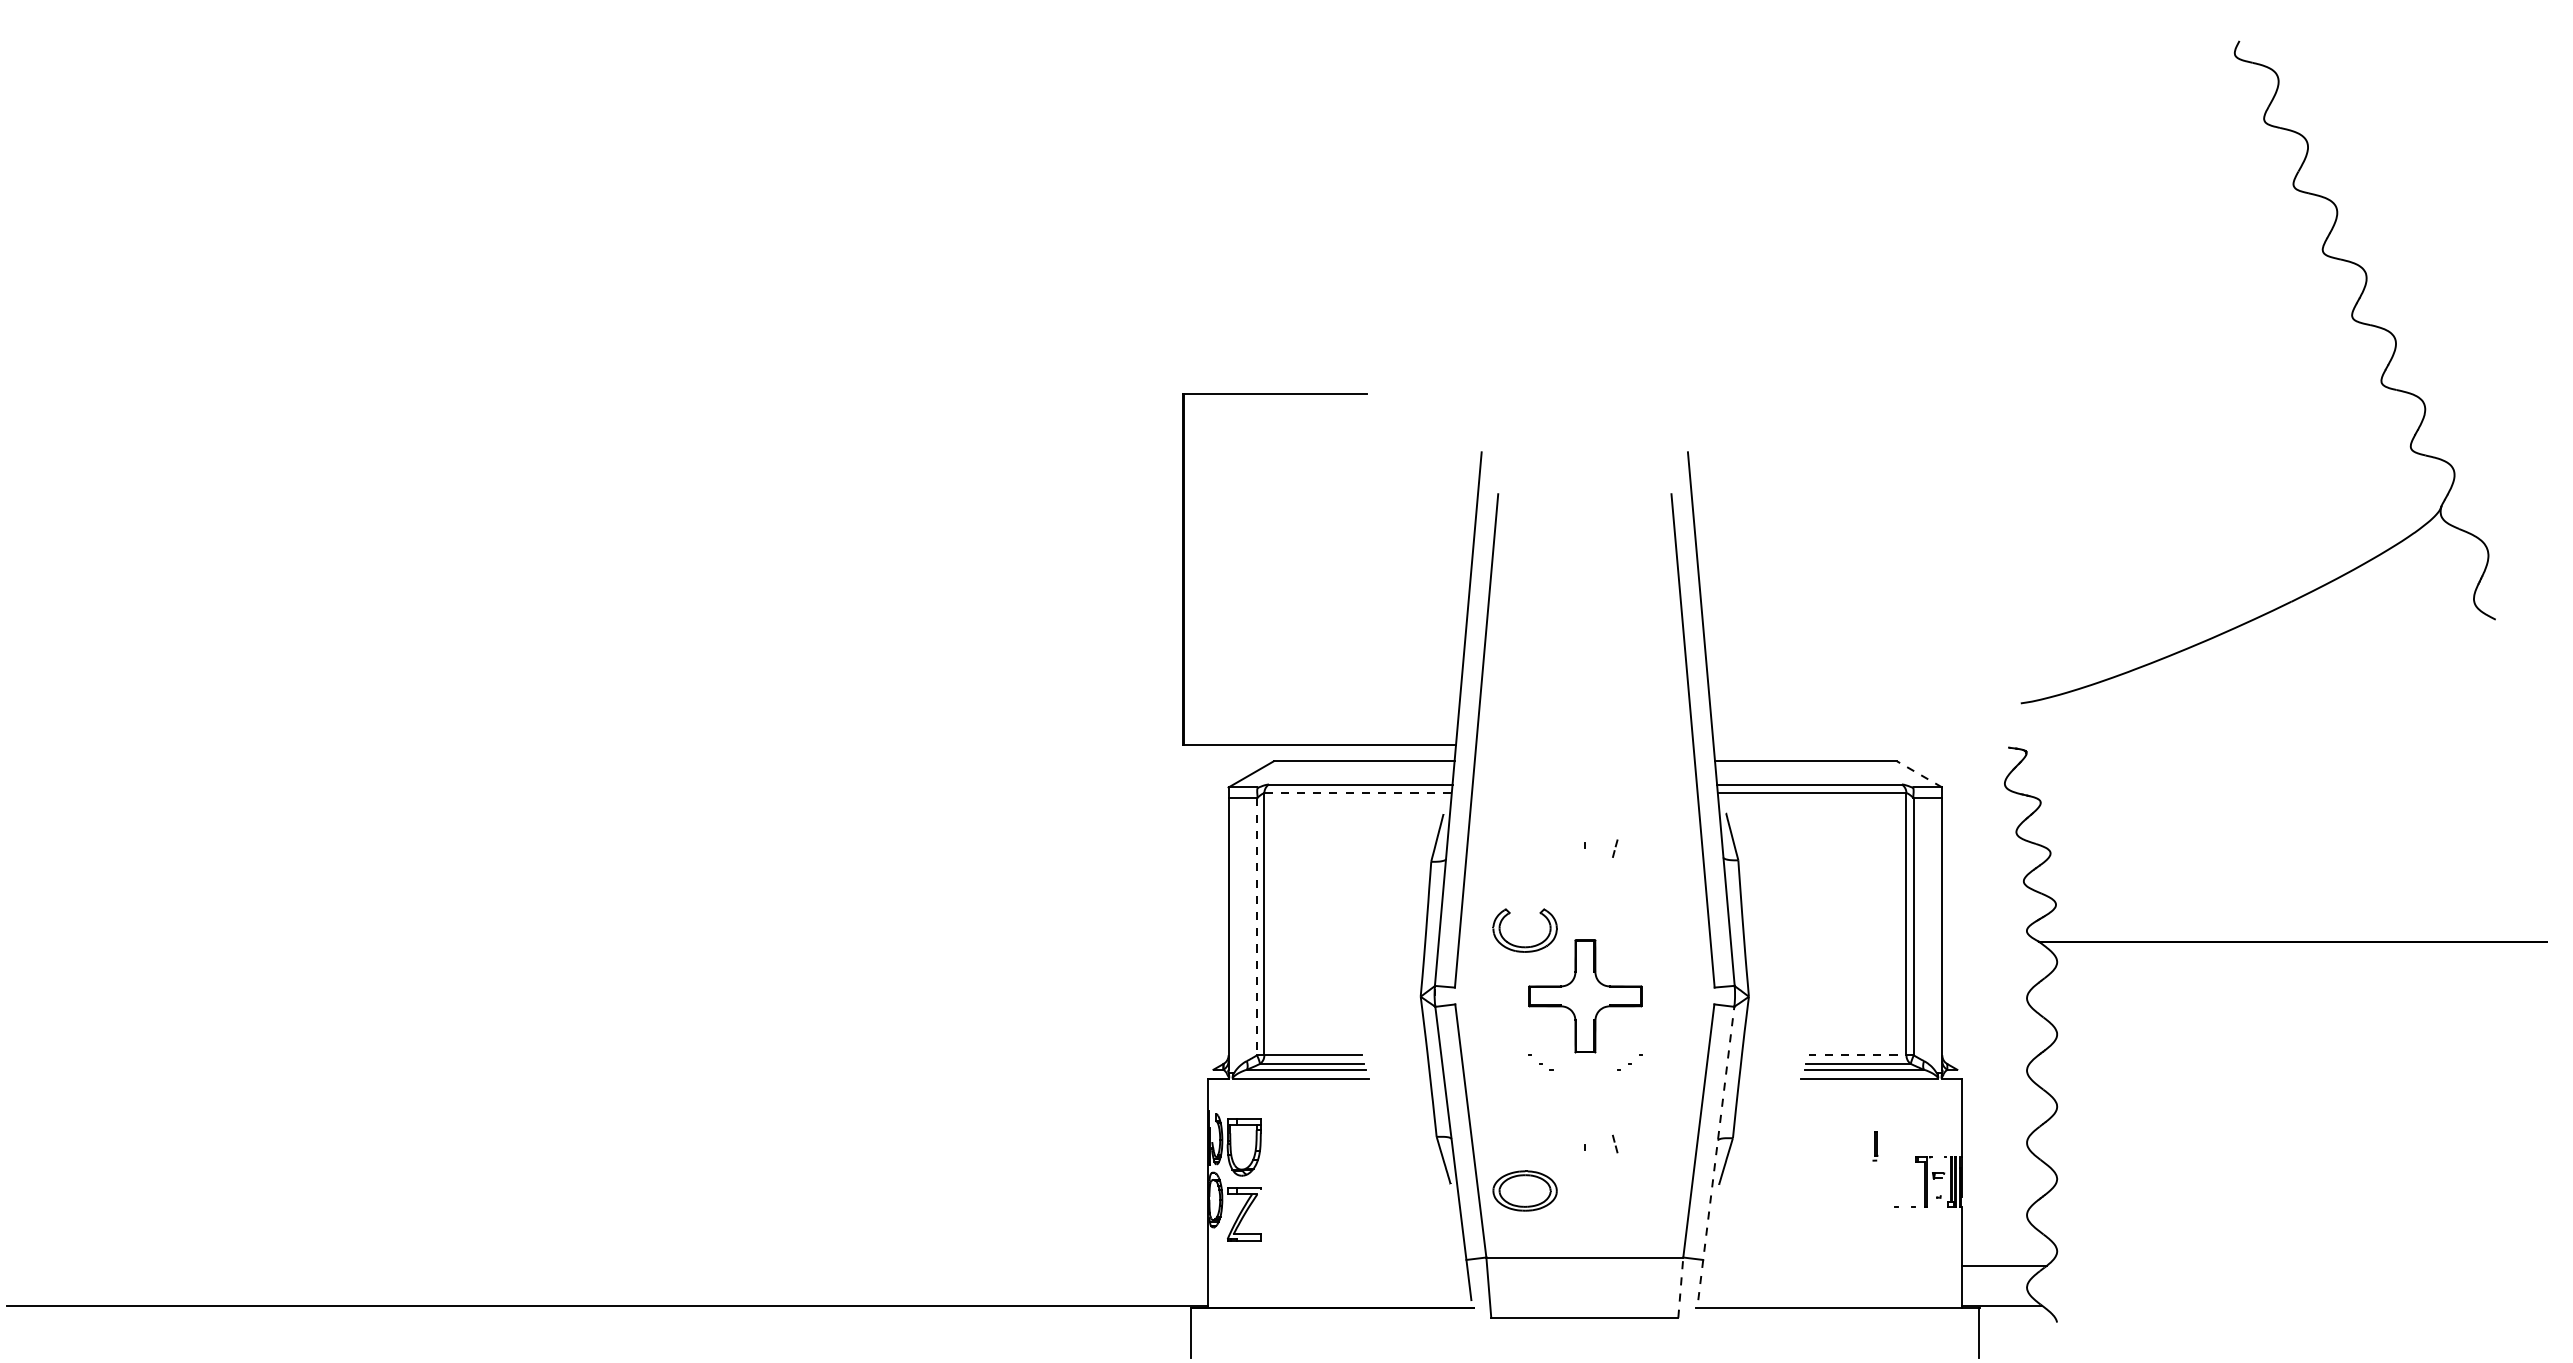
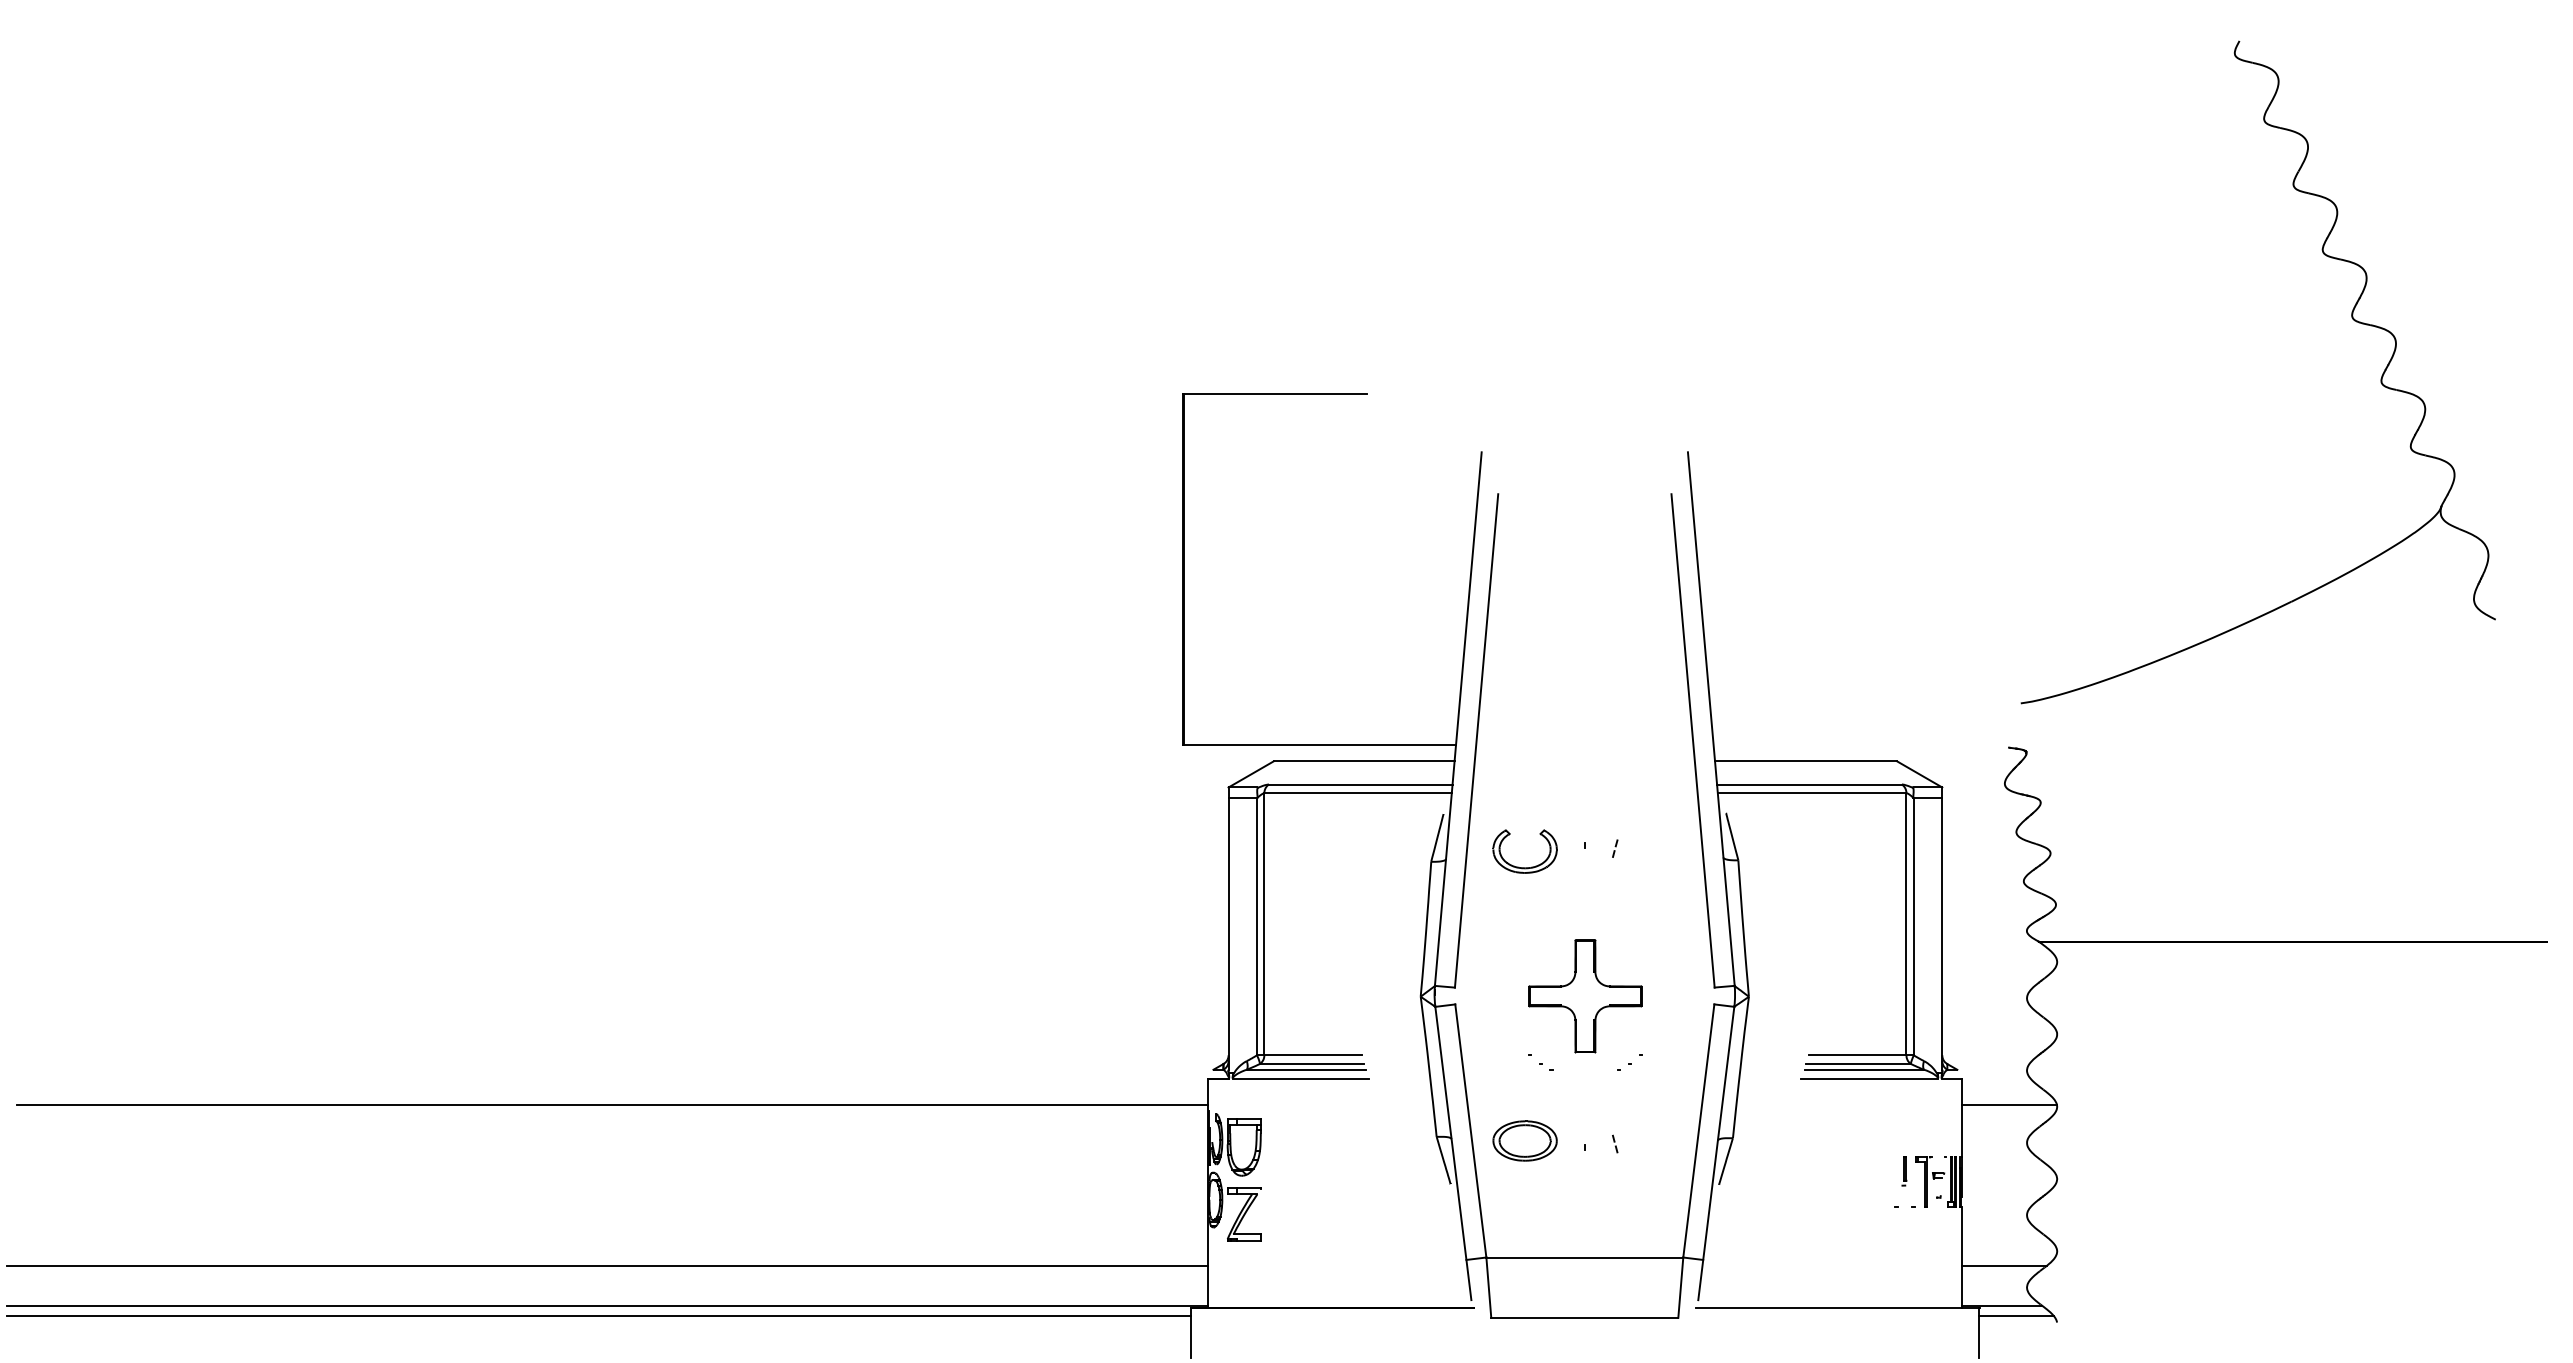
line: dashed -> solid (1919, 774)
line: dashed -> solid (1358, 793)
line: dashed -> solid (1257, 927)
part position: (1524, 946) -> (1524, 867) (1524, 867)
line: dashed -> solid (1860, 1055)
line: none -> present (612, 1104)
line: none -> present (2009, 1104)
part position: (1875, 1146) -> (1904, 1171) (1904, 1171)
line: dashed -> solid (1716, 1153)
part position: (1524, 1190) -> (1524, 1140) (1524, 1140)
line: none -> present (607, 1265)
line: dashed -> solid (1680, 1287)
line: none -> present (599, 1315)
line: none -> present (2016, 1315)
